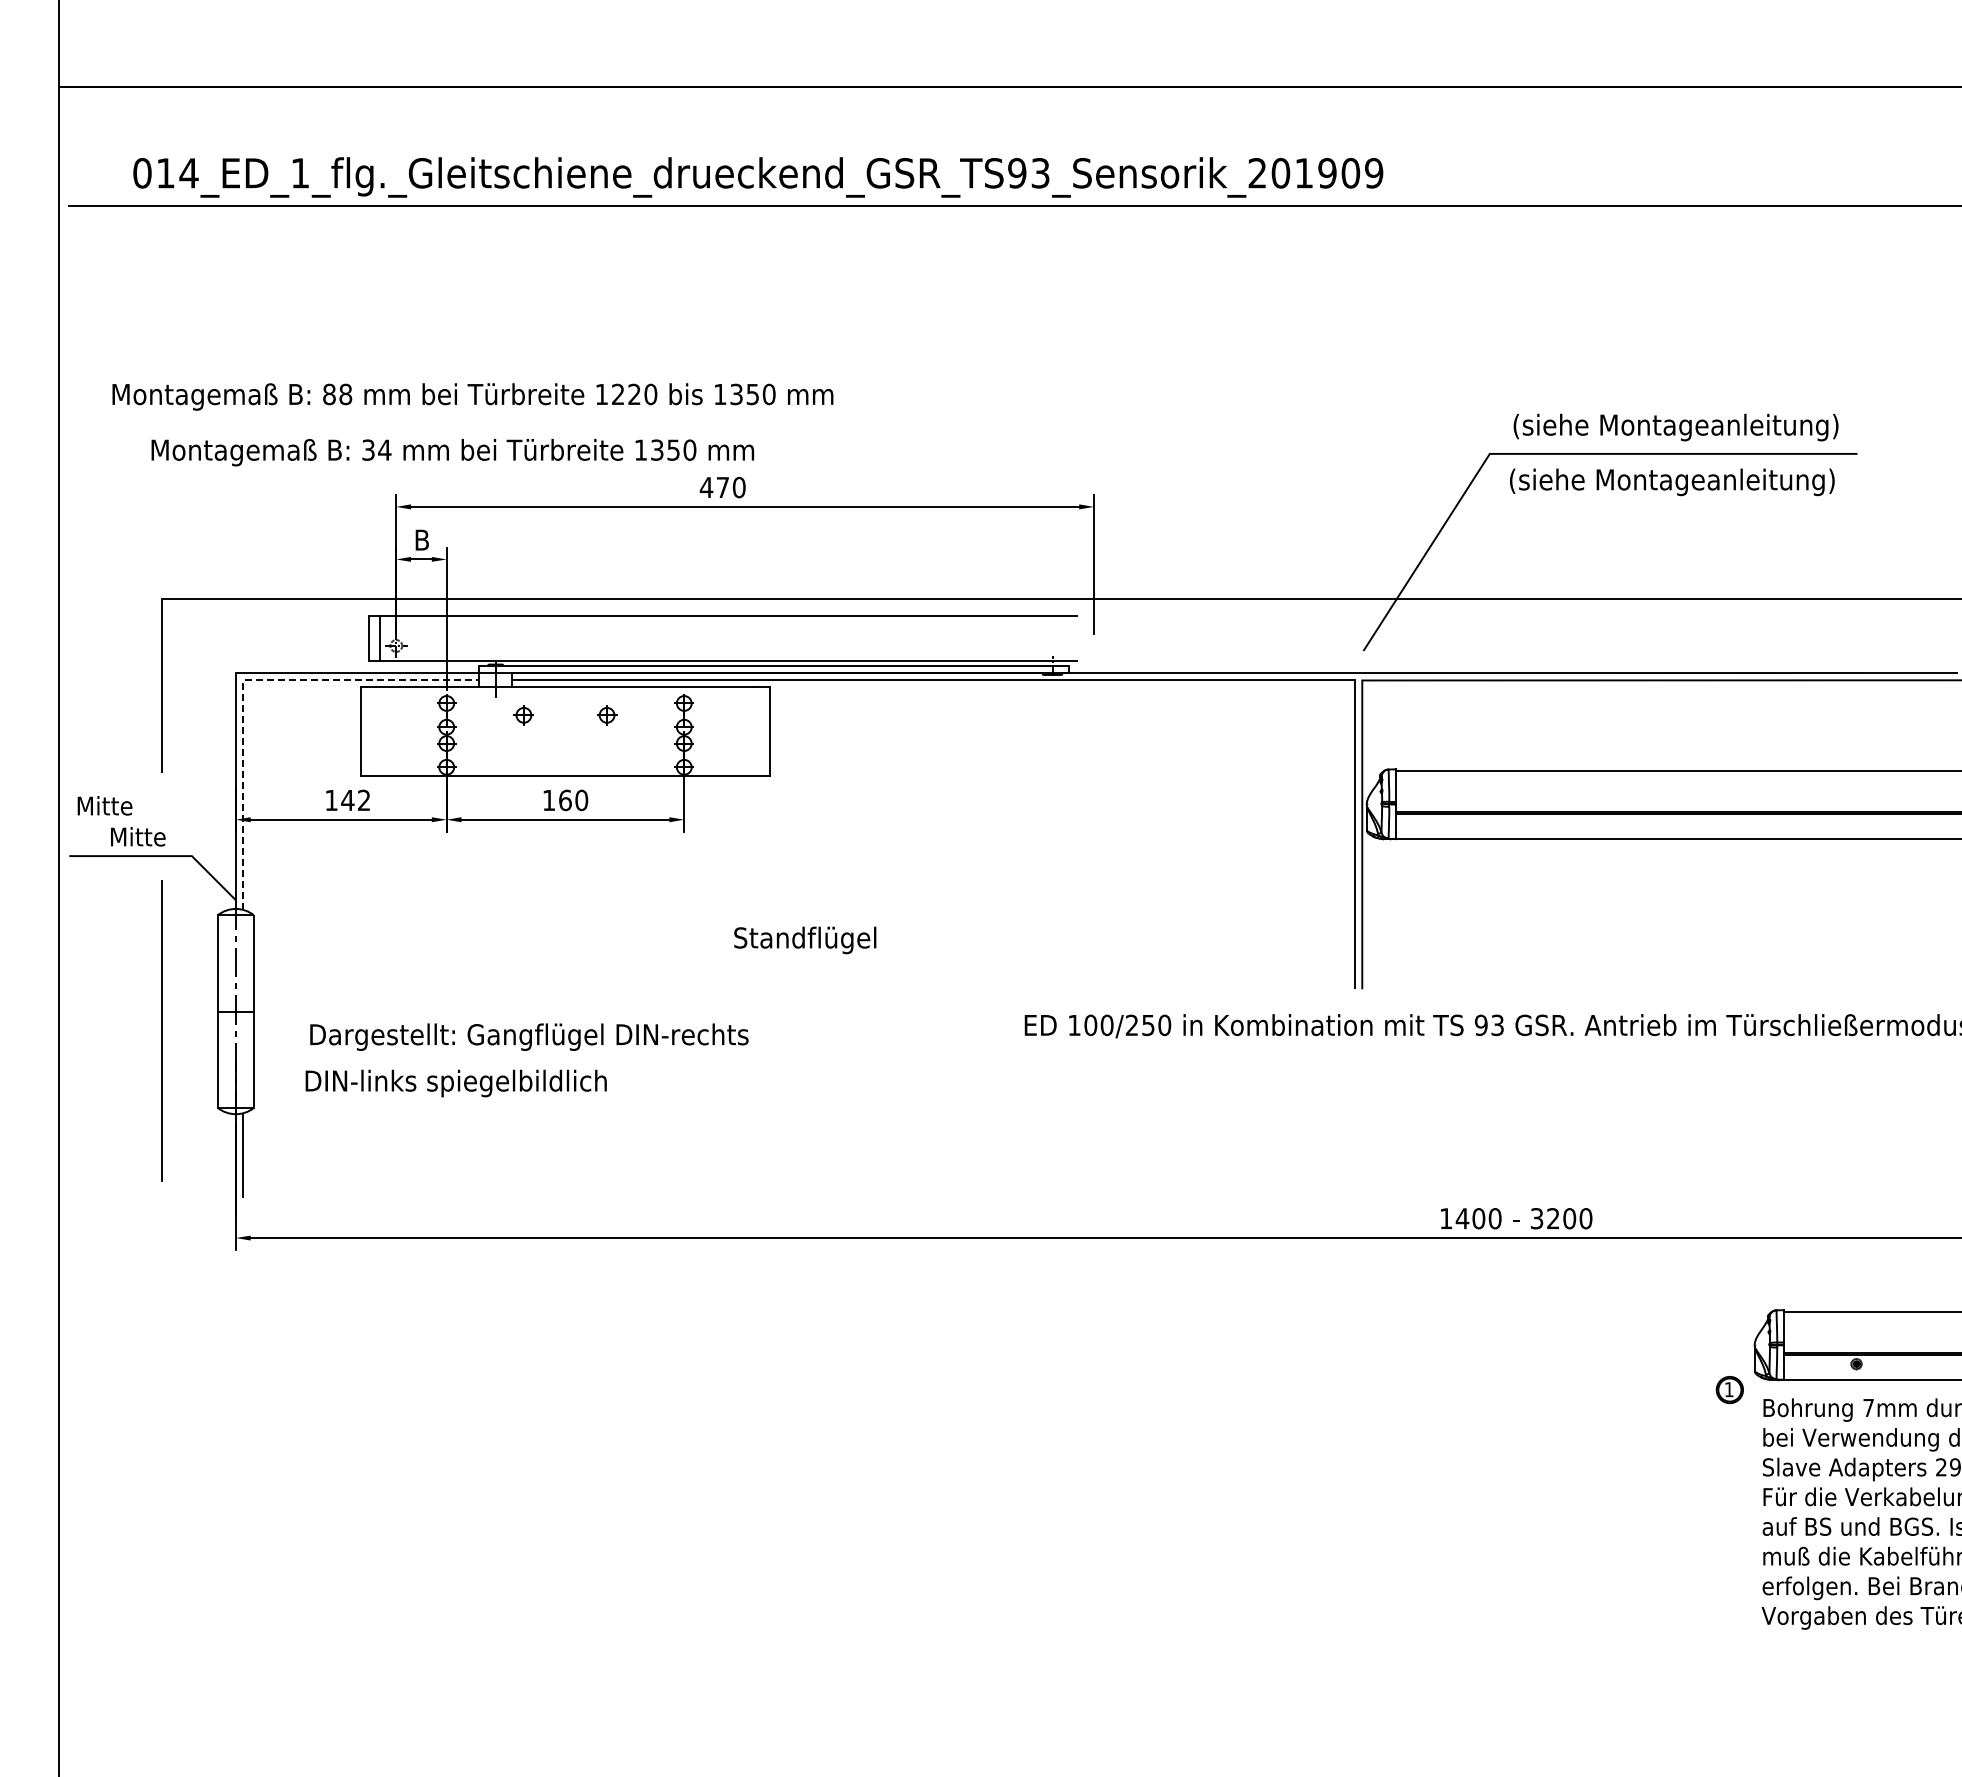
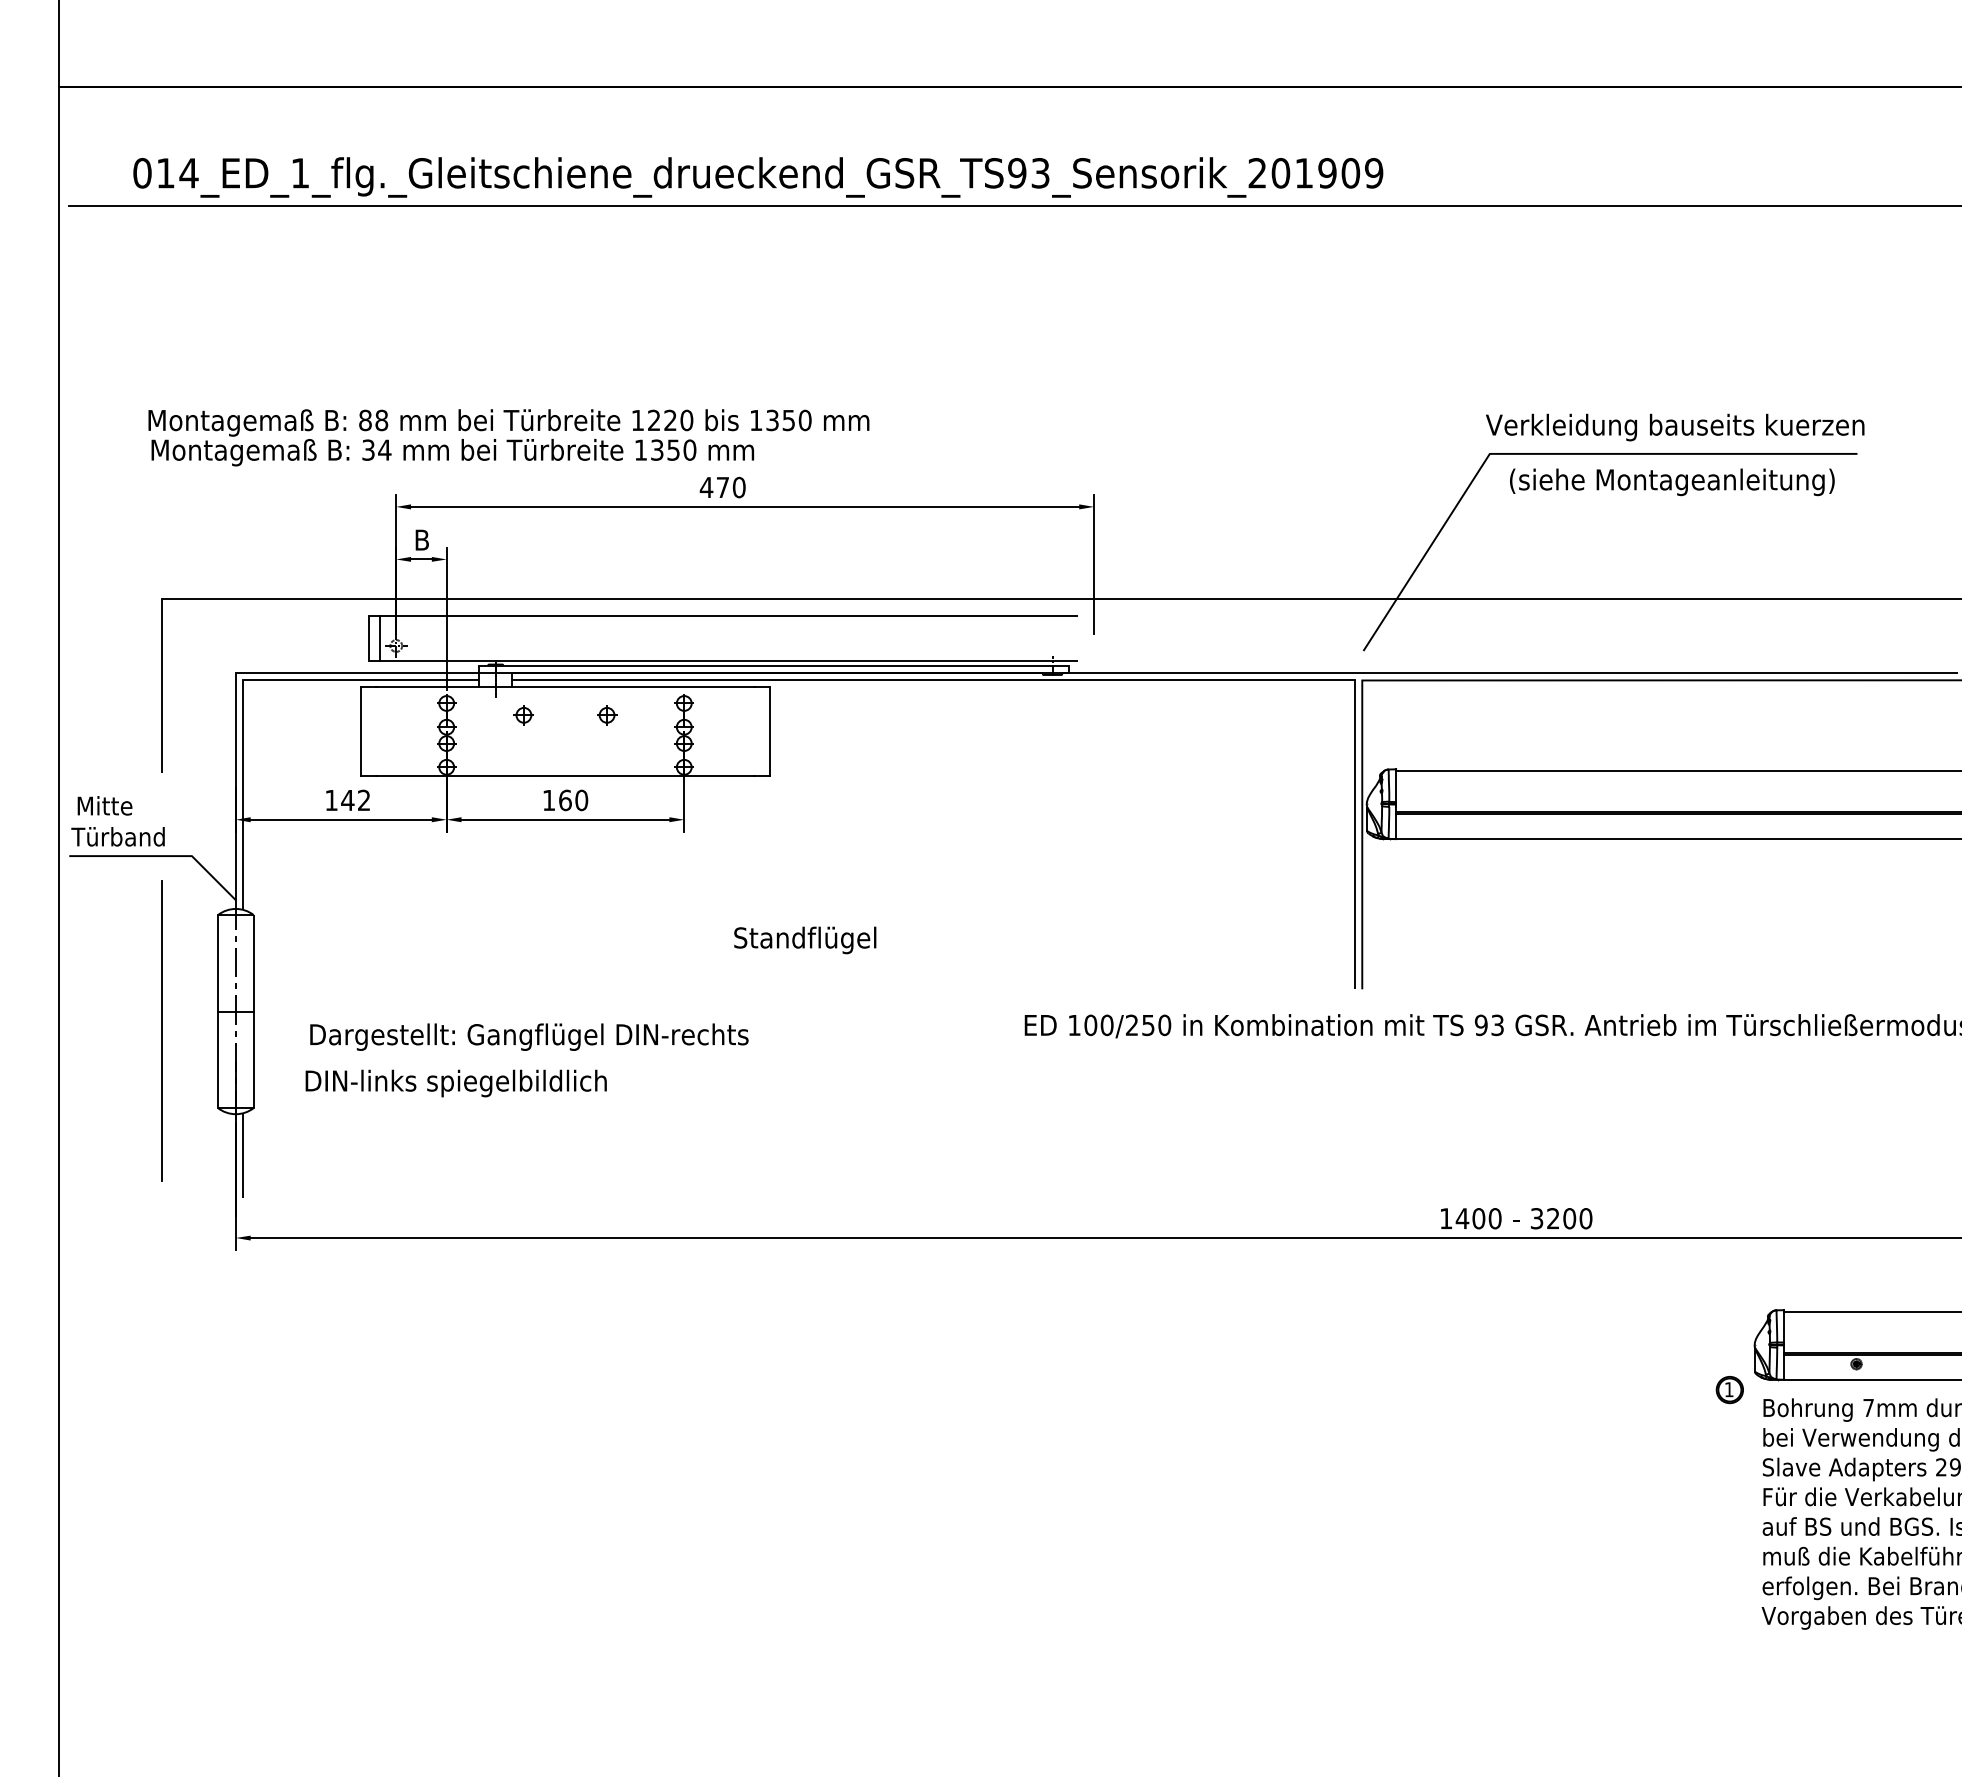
text position: (472, 396) -> (508, 422) (508, 422)
text: (siehe Montageanleitung) -> Verkleidung bauseits kuerzen (1675, 427)
line: dashed -> solid (246, 680)
text: Mitte -> Türband (118, 836)
